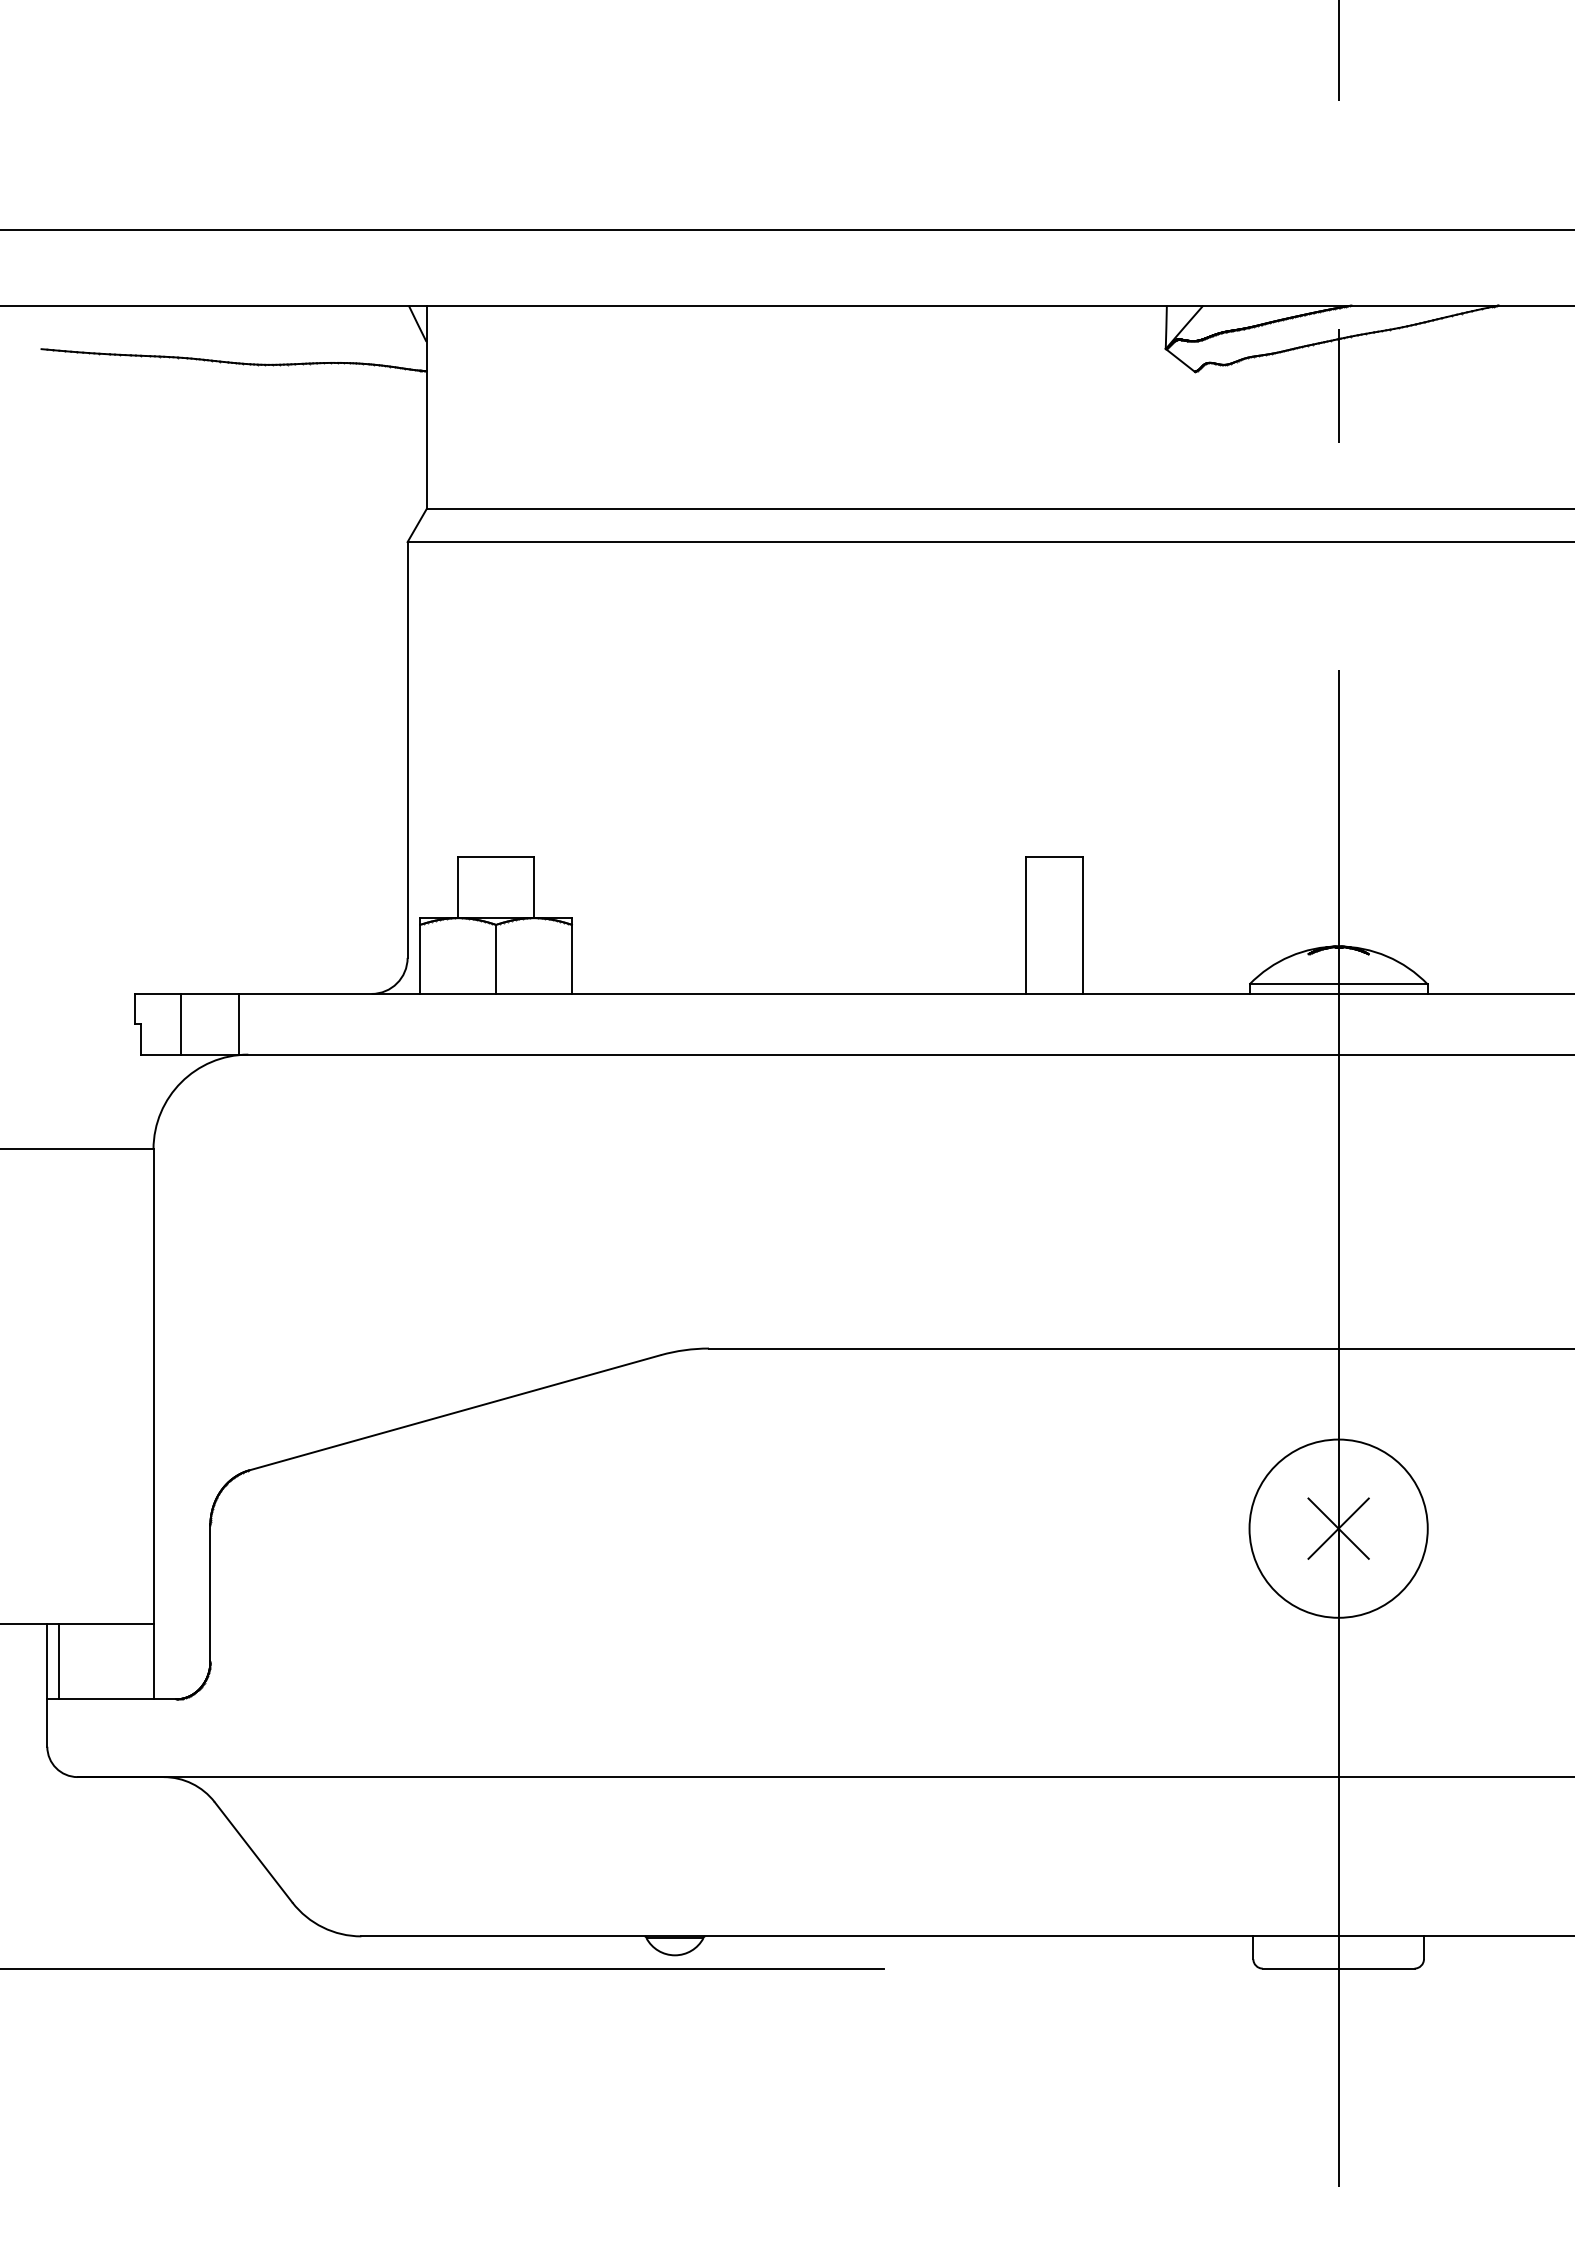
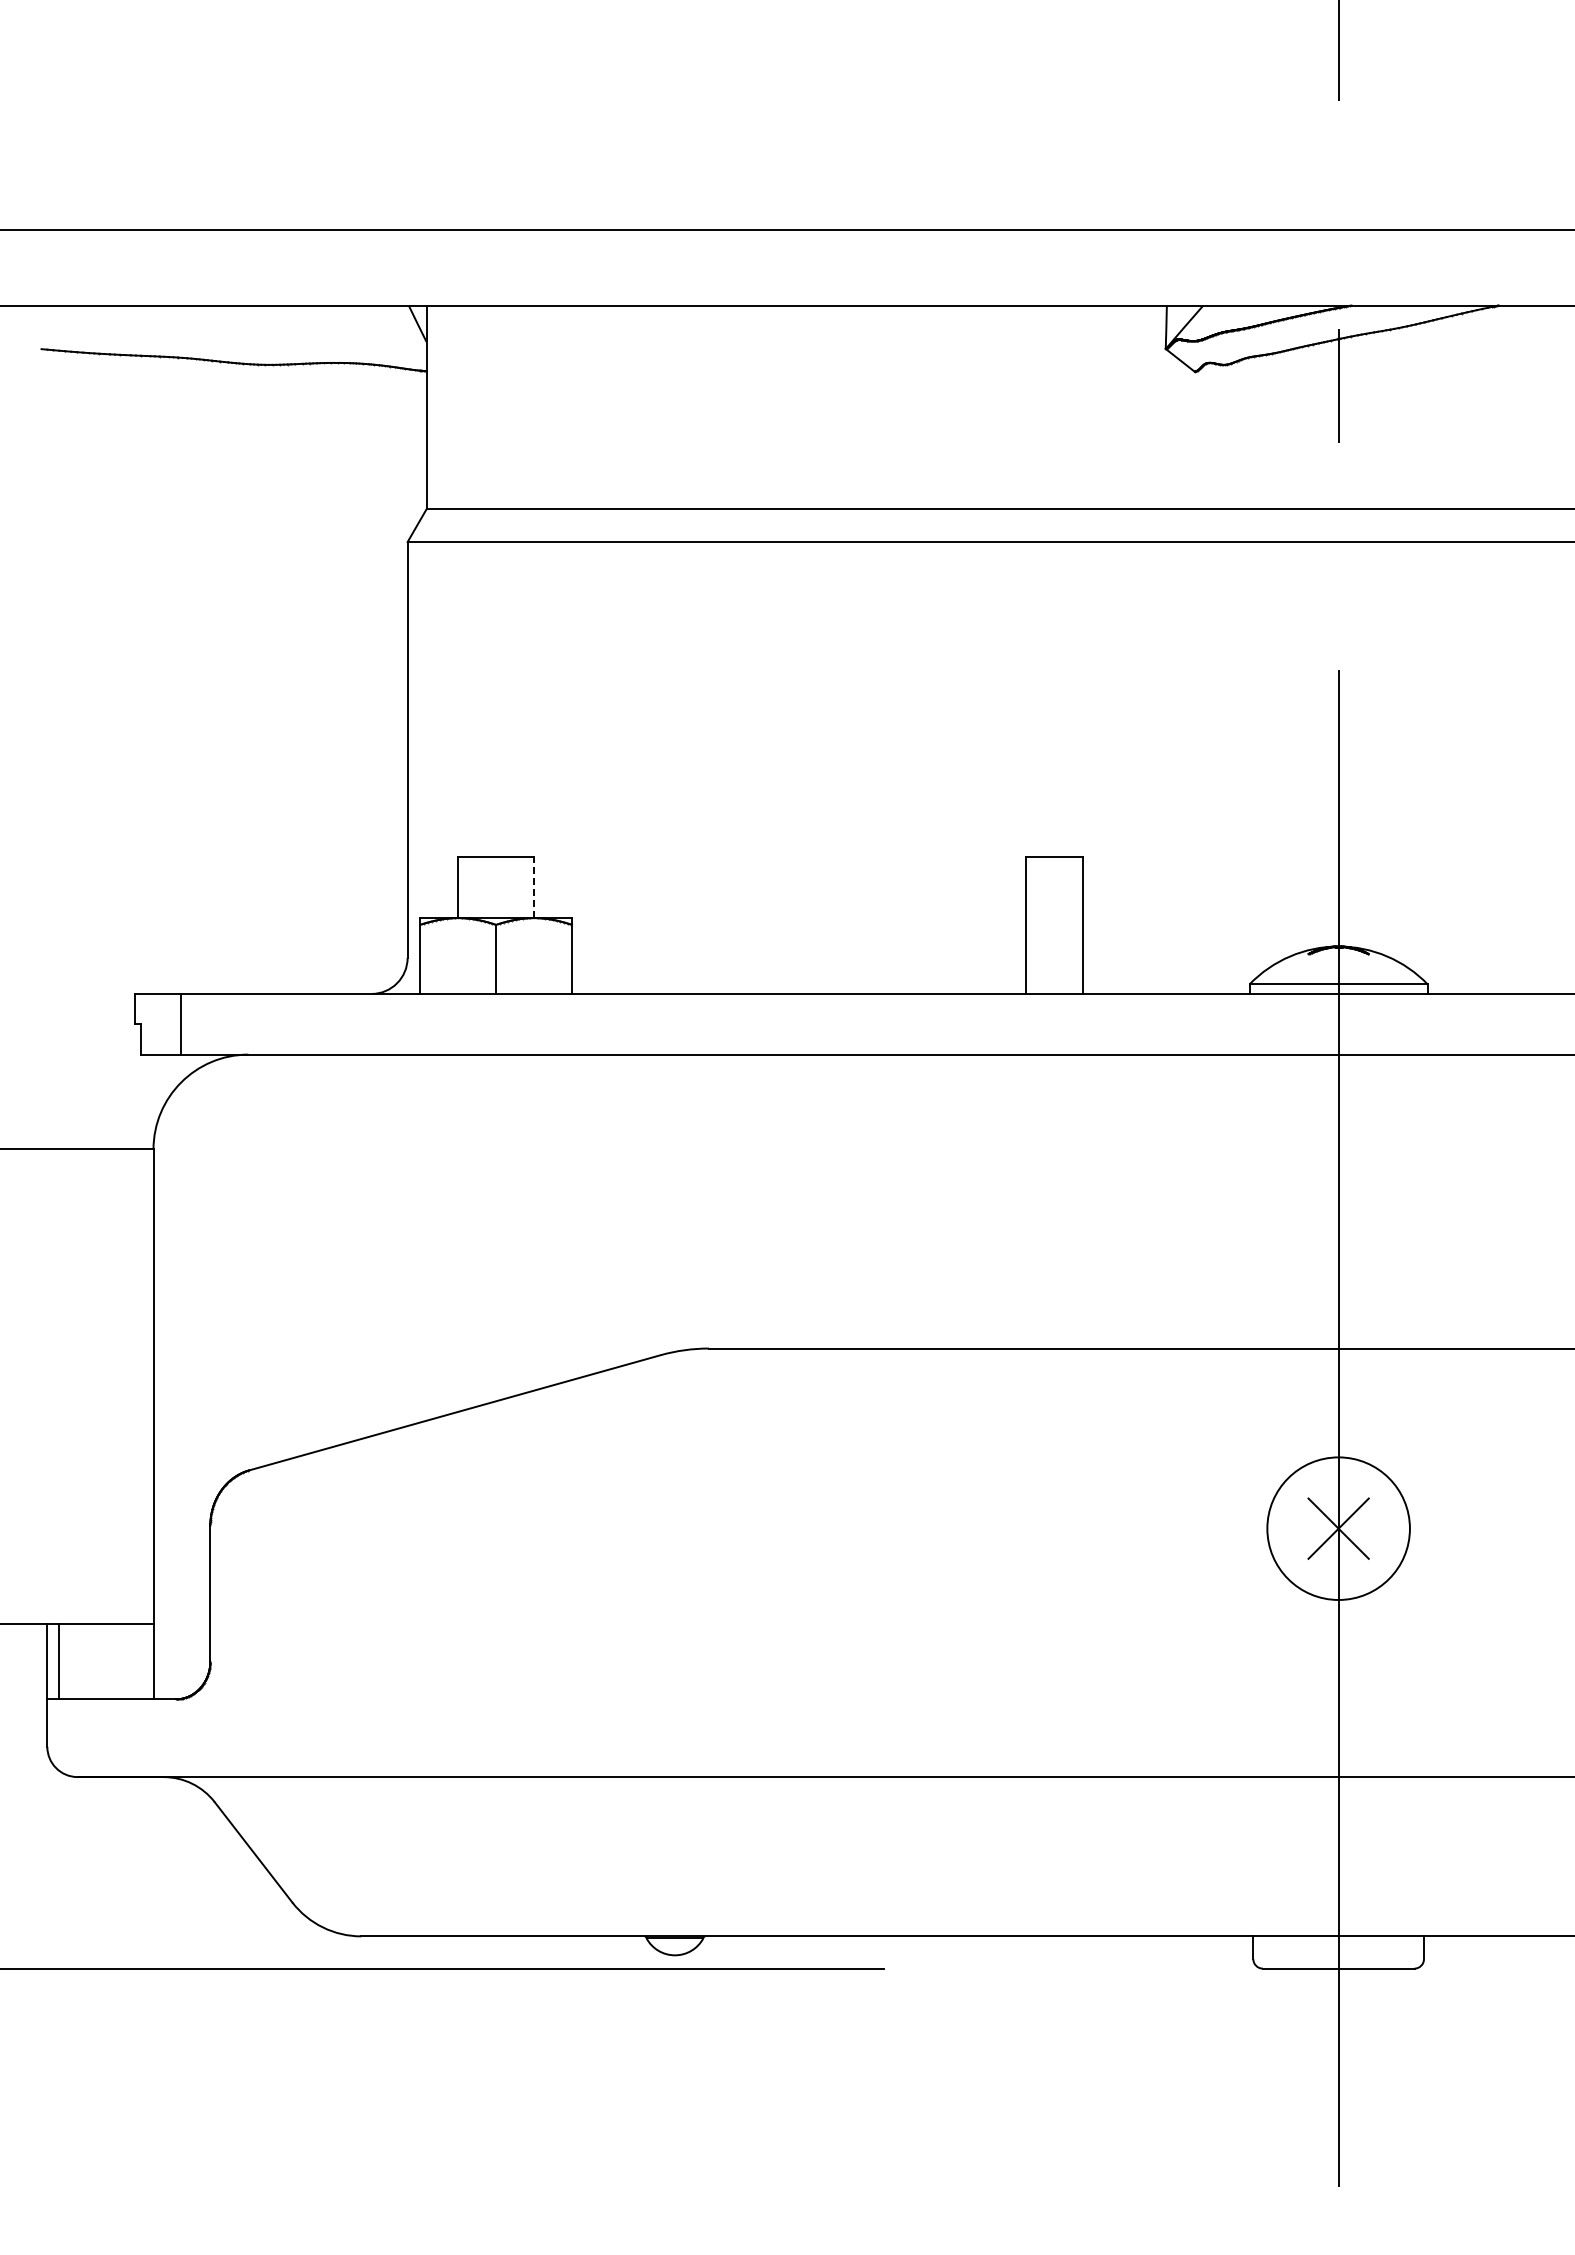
line: solid -> dashed (534, 887)
line: present -> none (239, 1023)
circle diameter: 178 px -> 143 px (1338, 1528)
